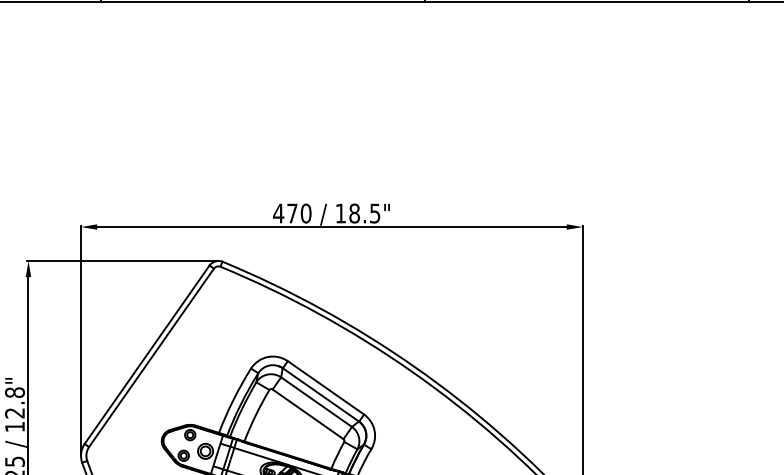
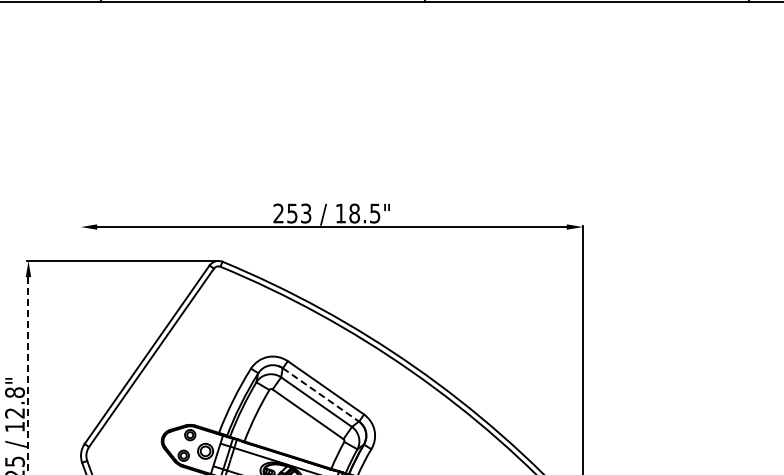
text: 470 -> 253 (292, 213)
line: present -> none (80, 340)
line: solid -> dashed (28, 375)
line: solid -> dashed (321, 394)
